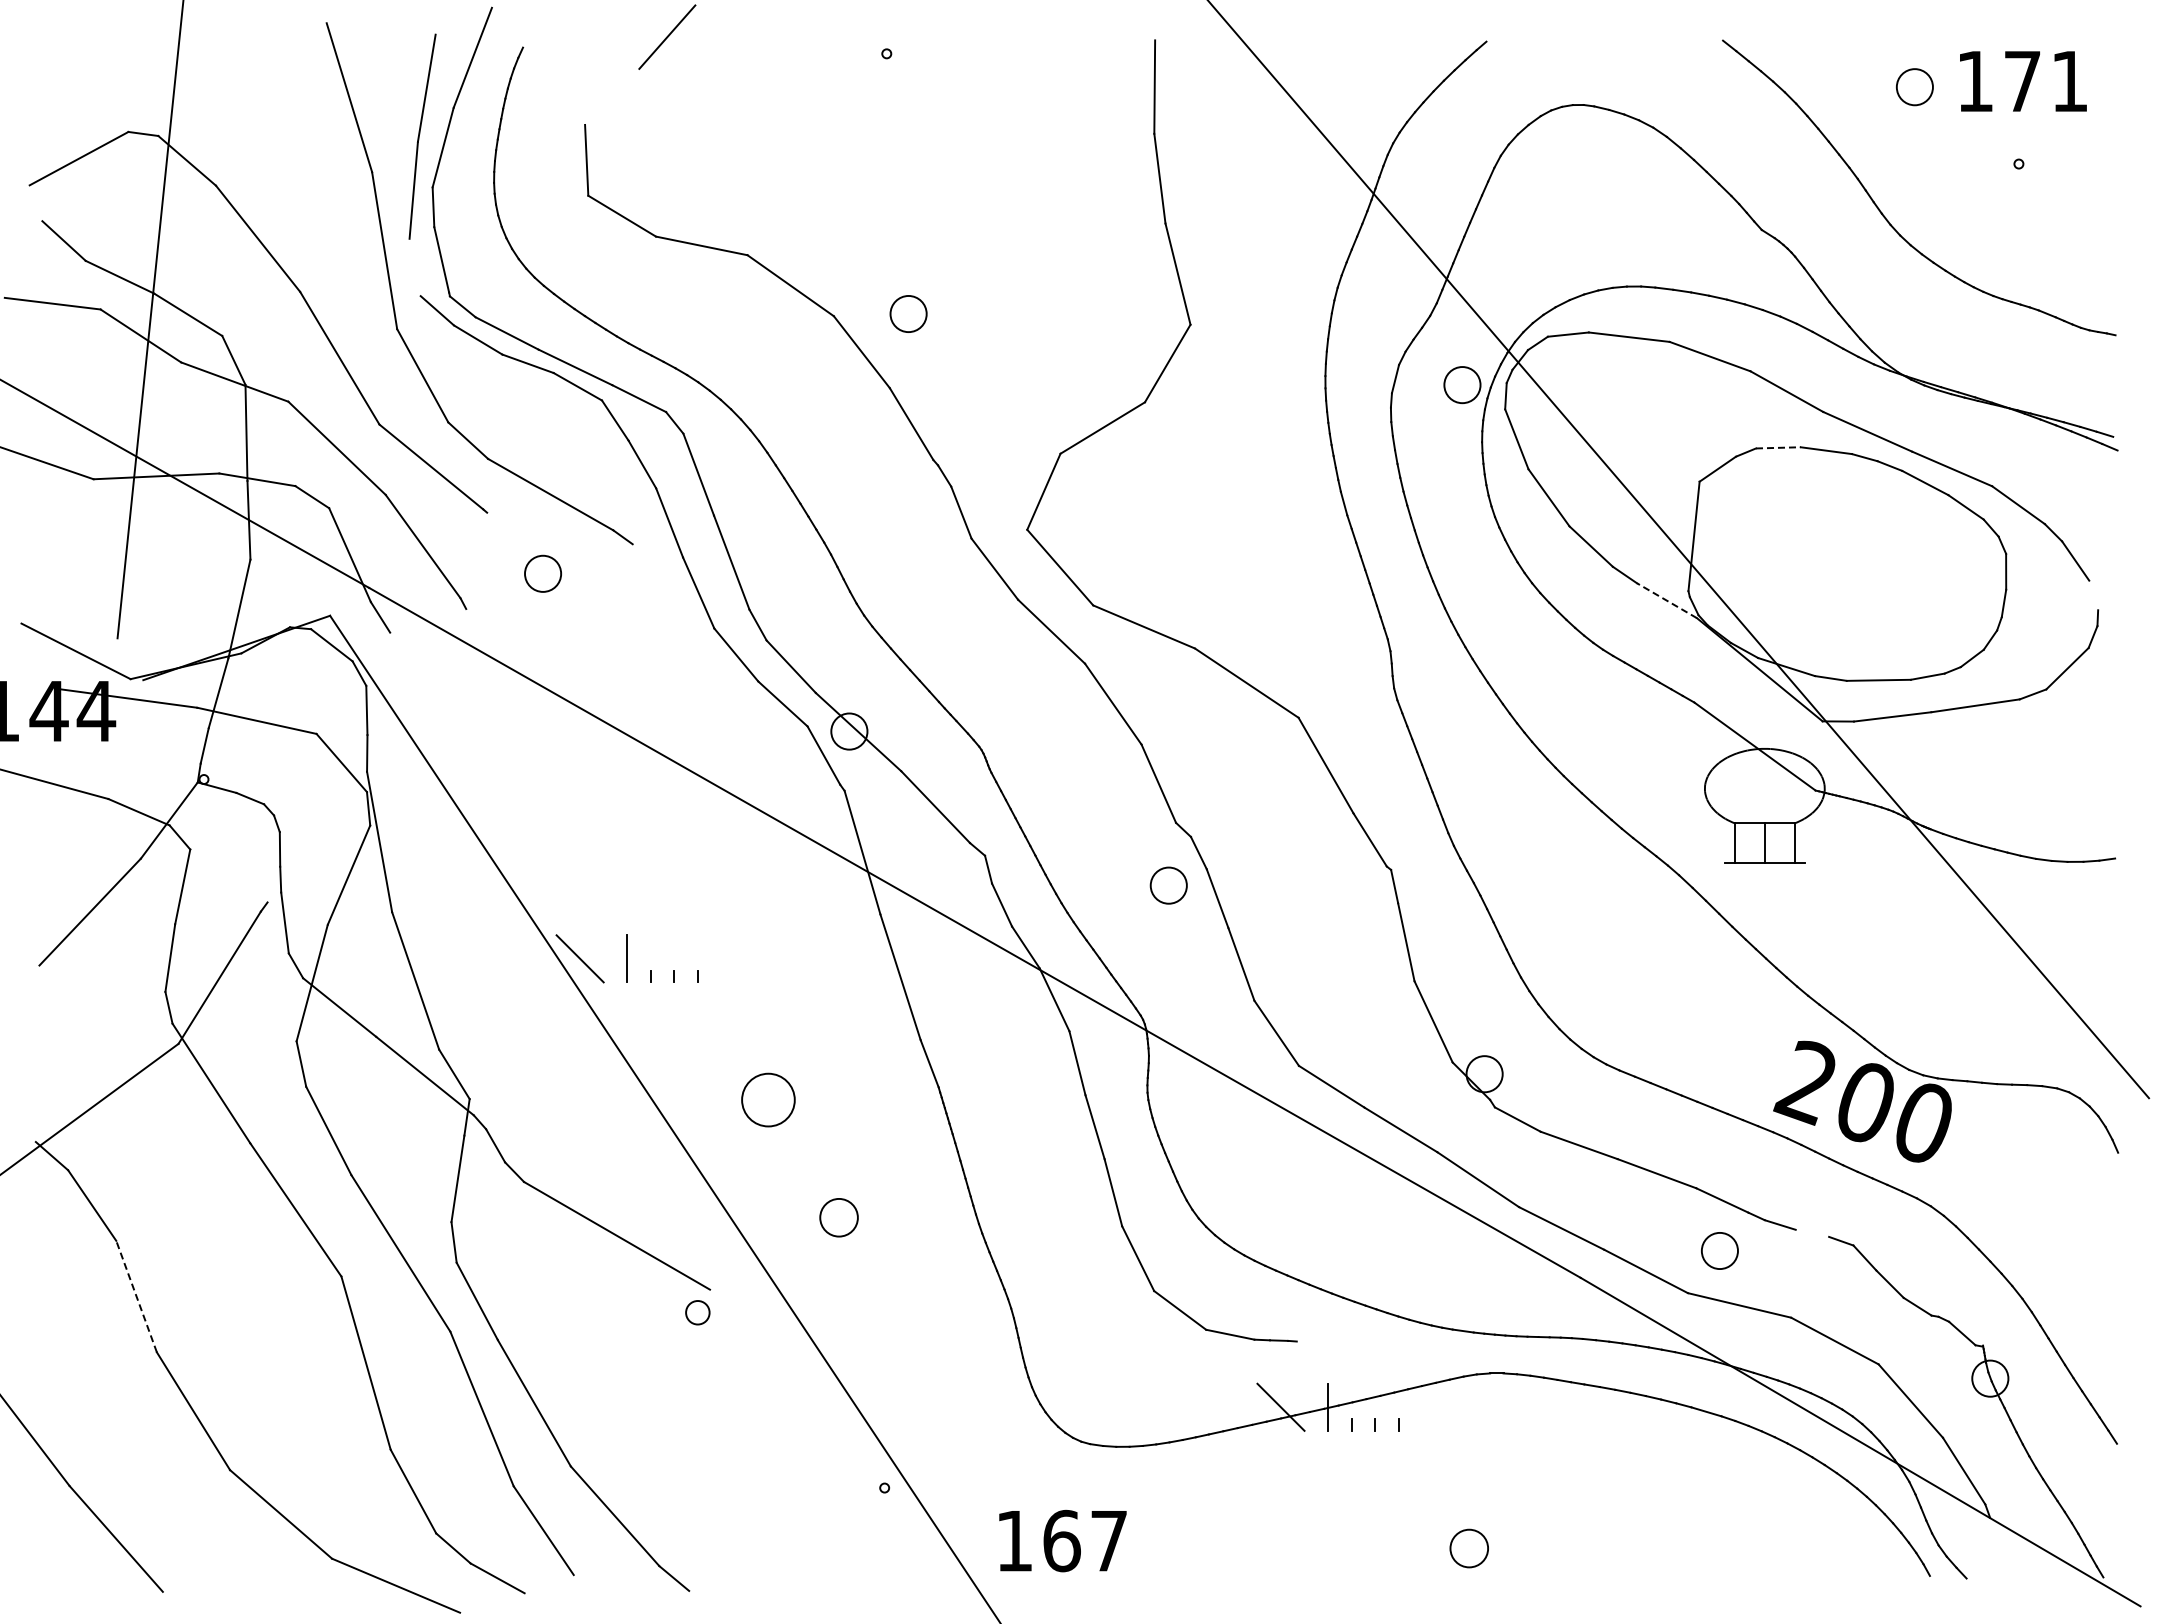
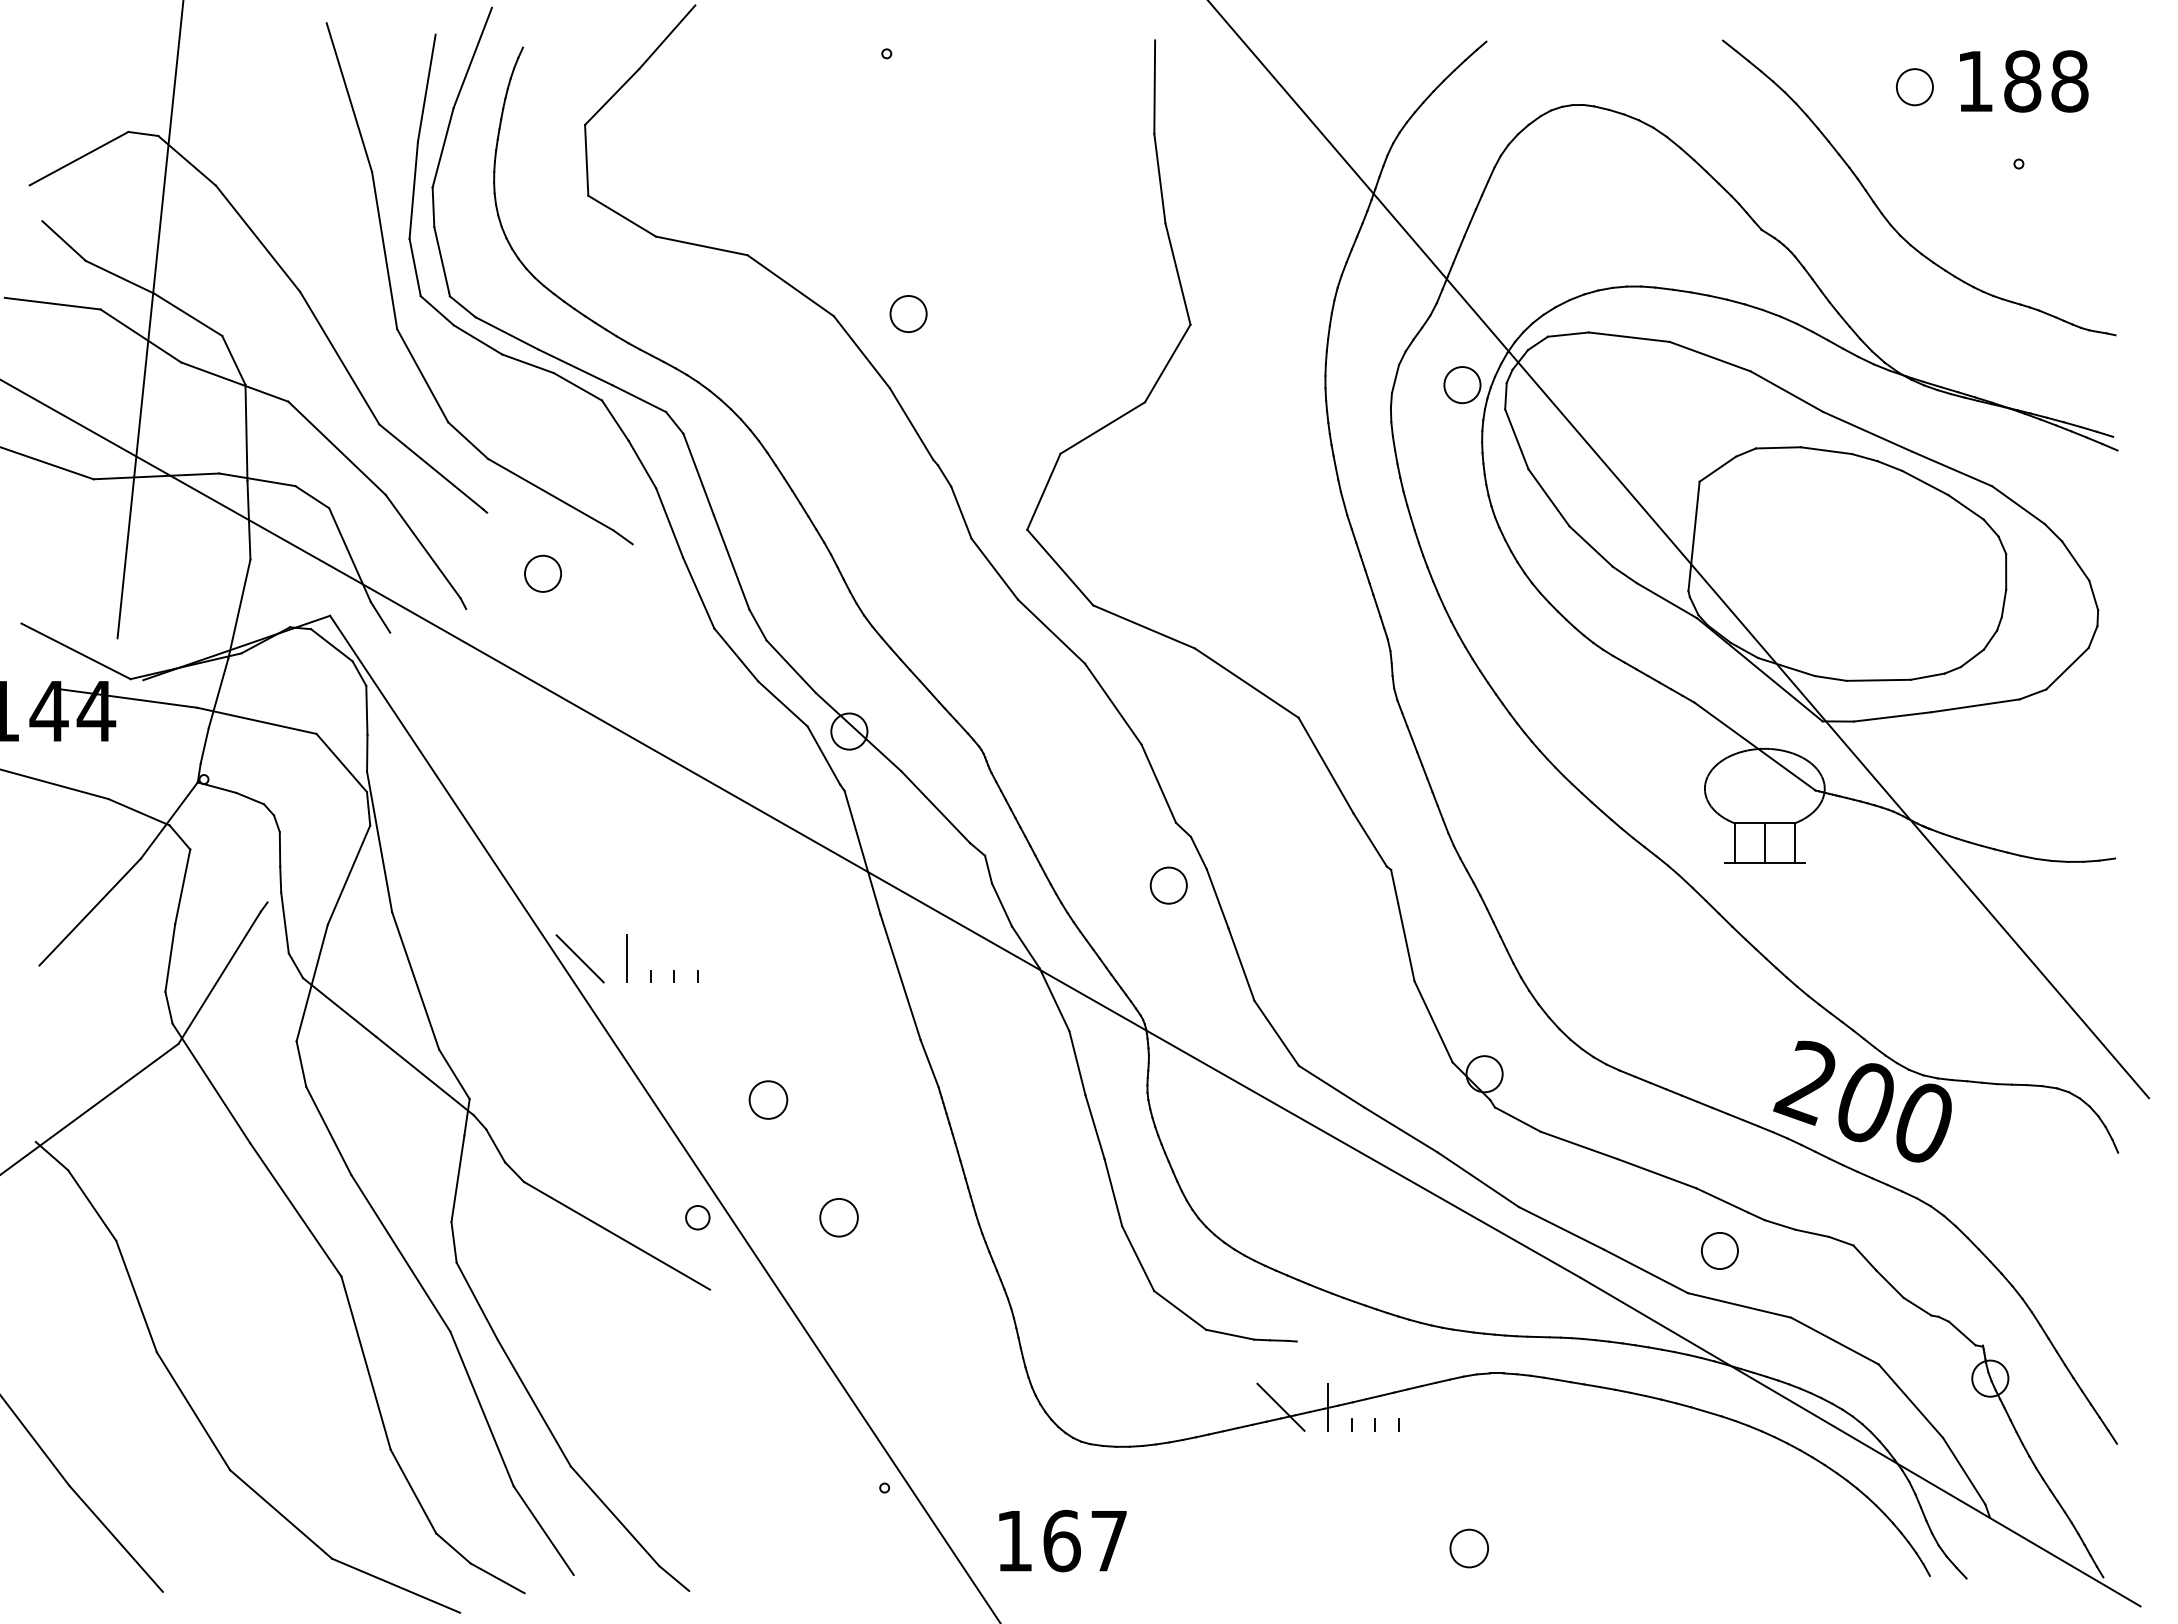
text: 171 -> 188 (2046, 81)
line: none -> present (612, 96)
line: none -> present (414, 267)
line: dashed -> solid (1778, 447)
line: none -> present (2093, 595)
line: dashed -> solid (1666, 600)
circle size: 55x56 px -> 41x40 px (768, 1099)
line: none -> present (1812, 1232)
line: dashed -> solid (136, 1296)
circle position: (697, 1312) -> (697, 1217) (697, 1217)
